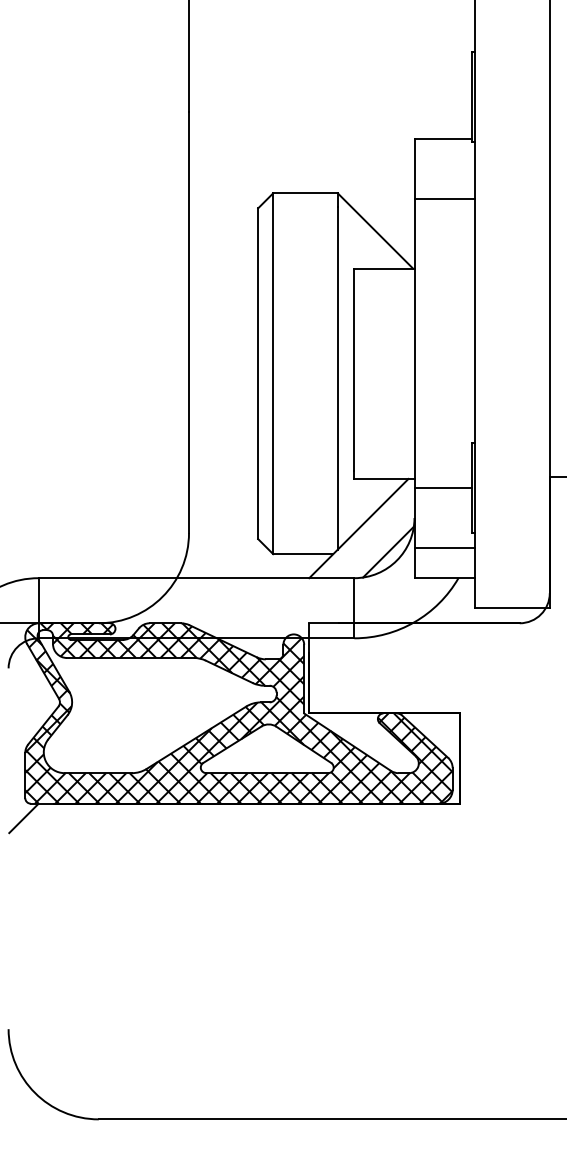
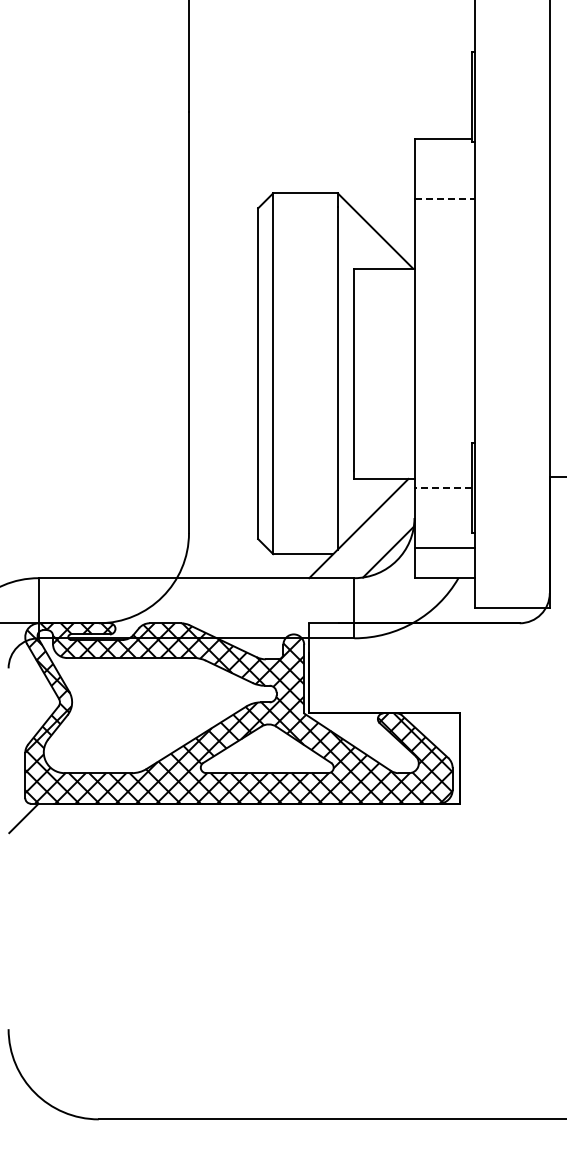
line: solid -> dashed (445, 199)
line: solid -> dashed (443, 487)
